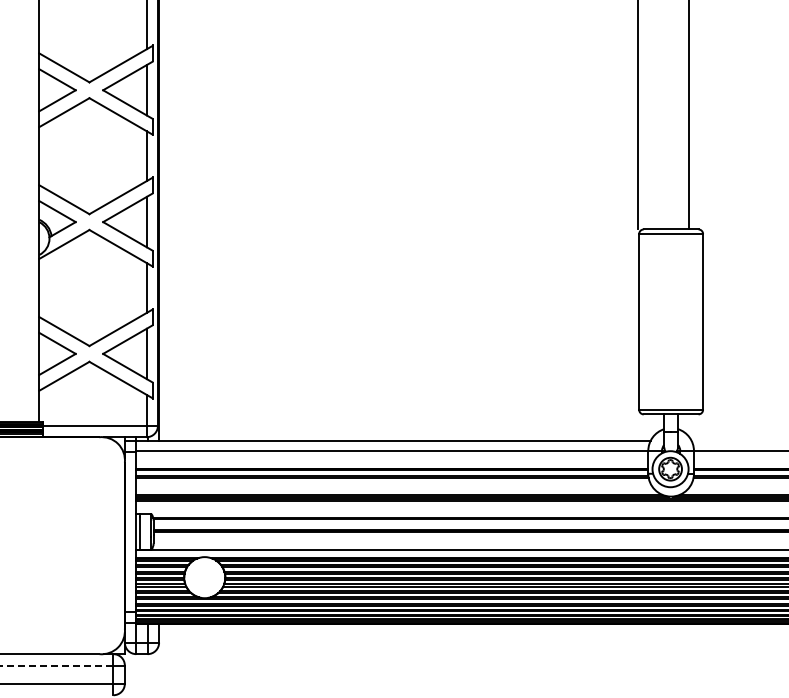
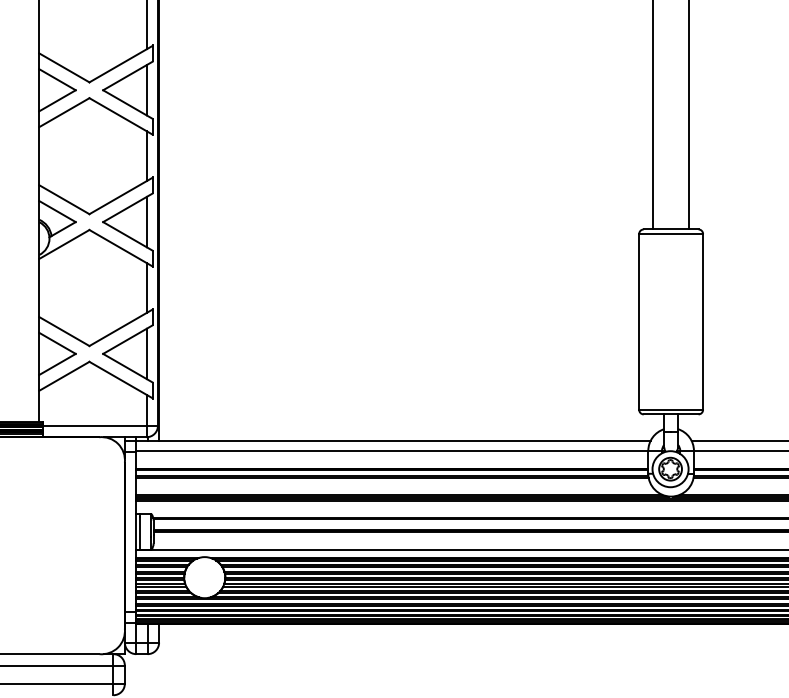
line position: (637, 115) -> (652, 115) (652, 115)
line: none -> present (738, 440)
line: dashed -> solid (56, 665)
